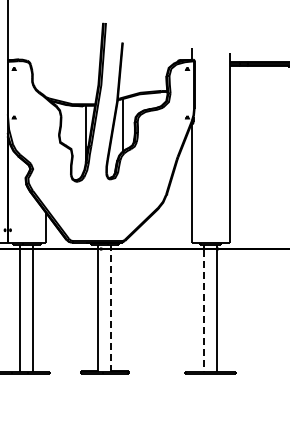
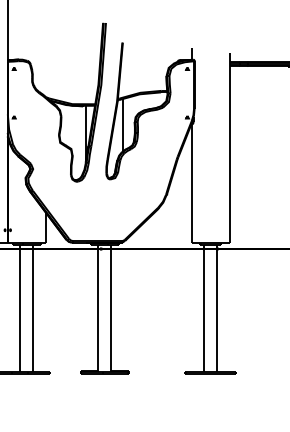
line: dashed -> solid (111, 307)
line: dashed -> solid (204, 310)
